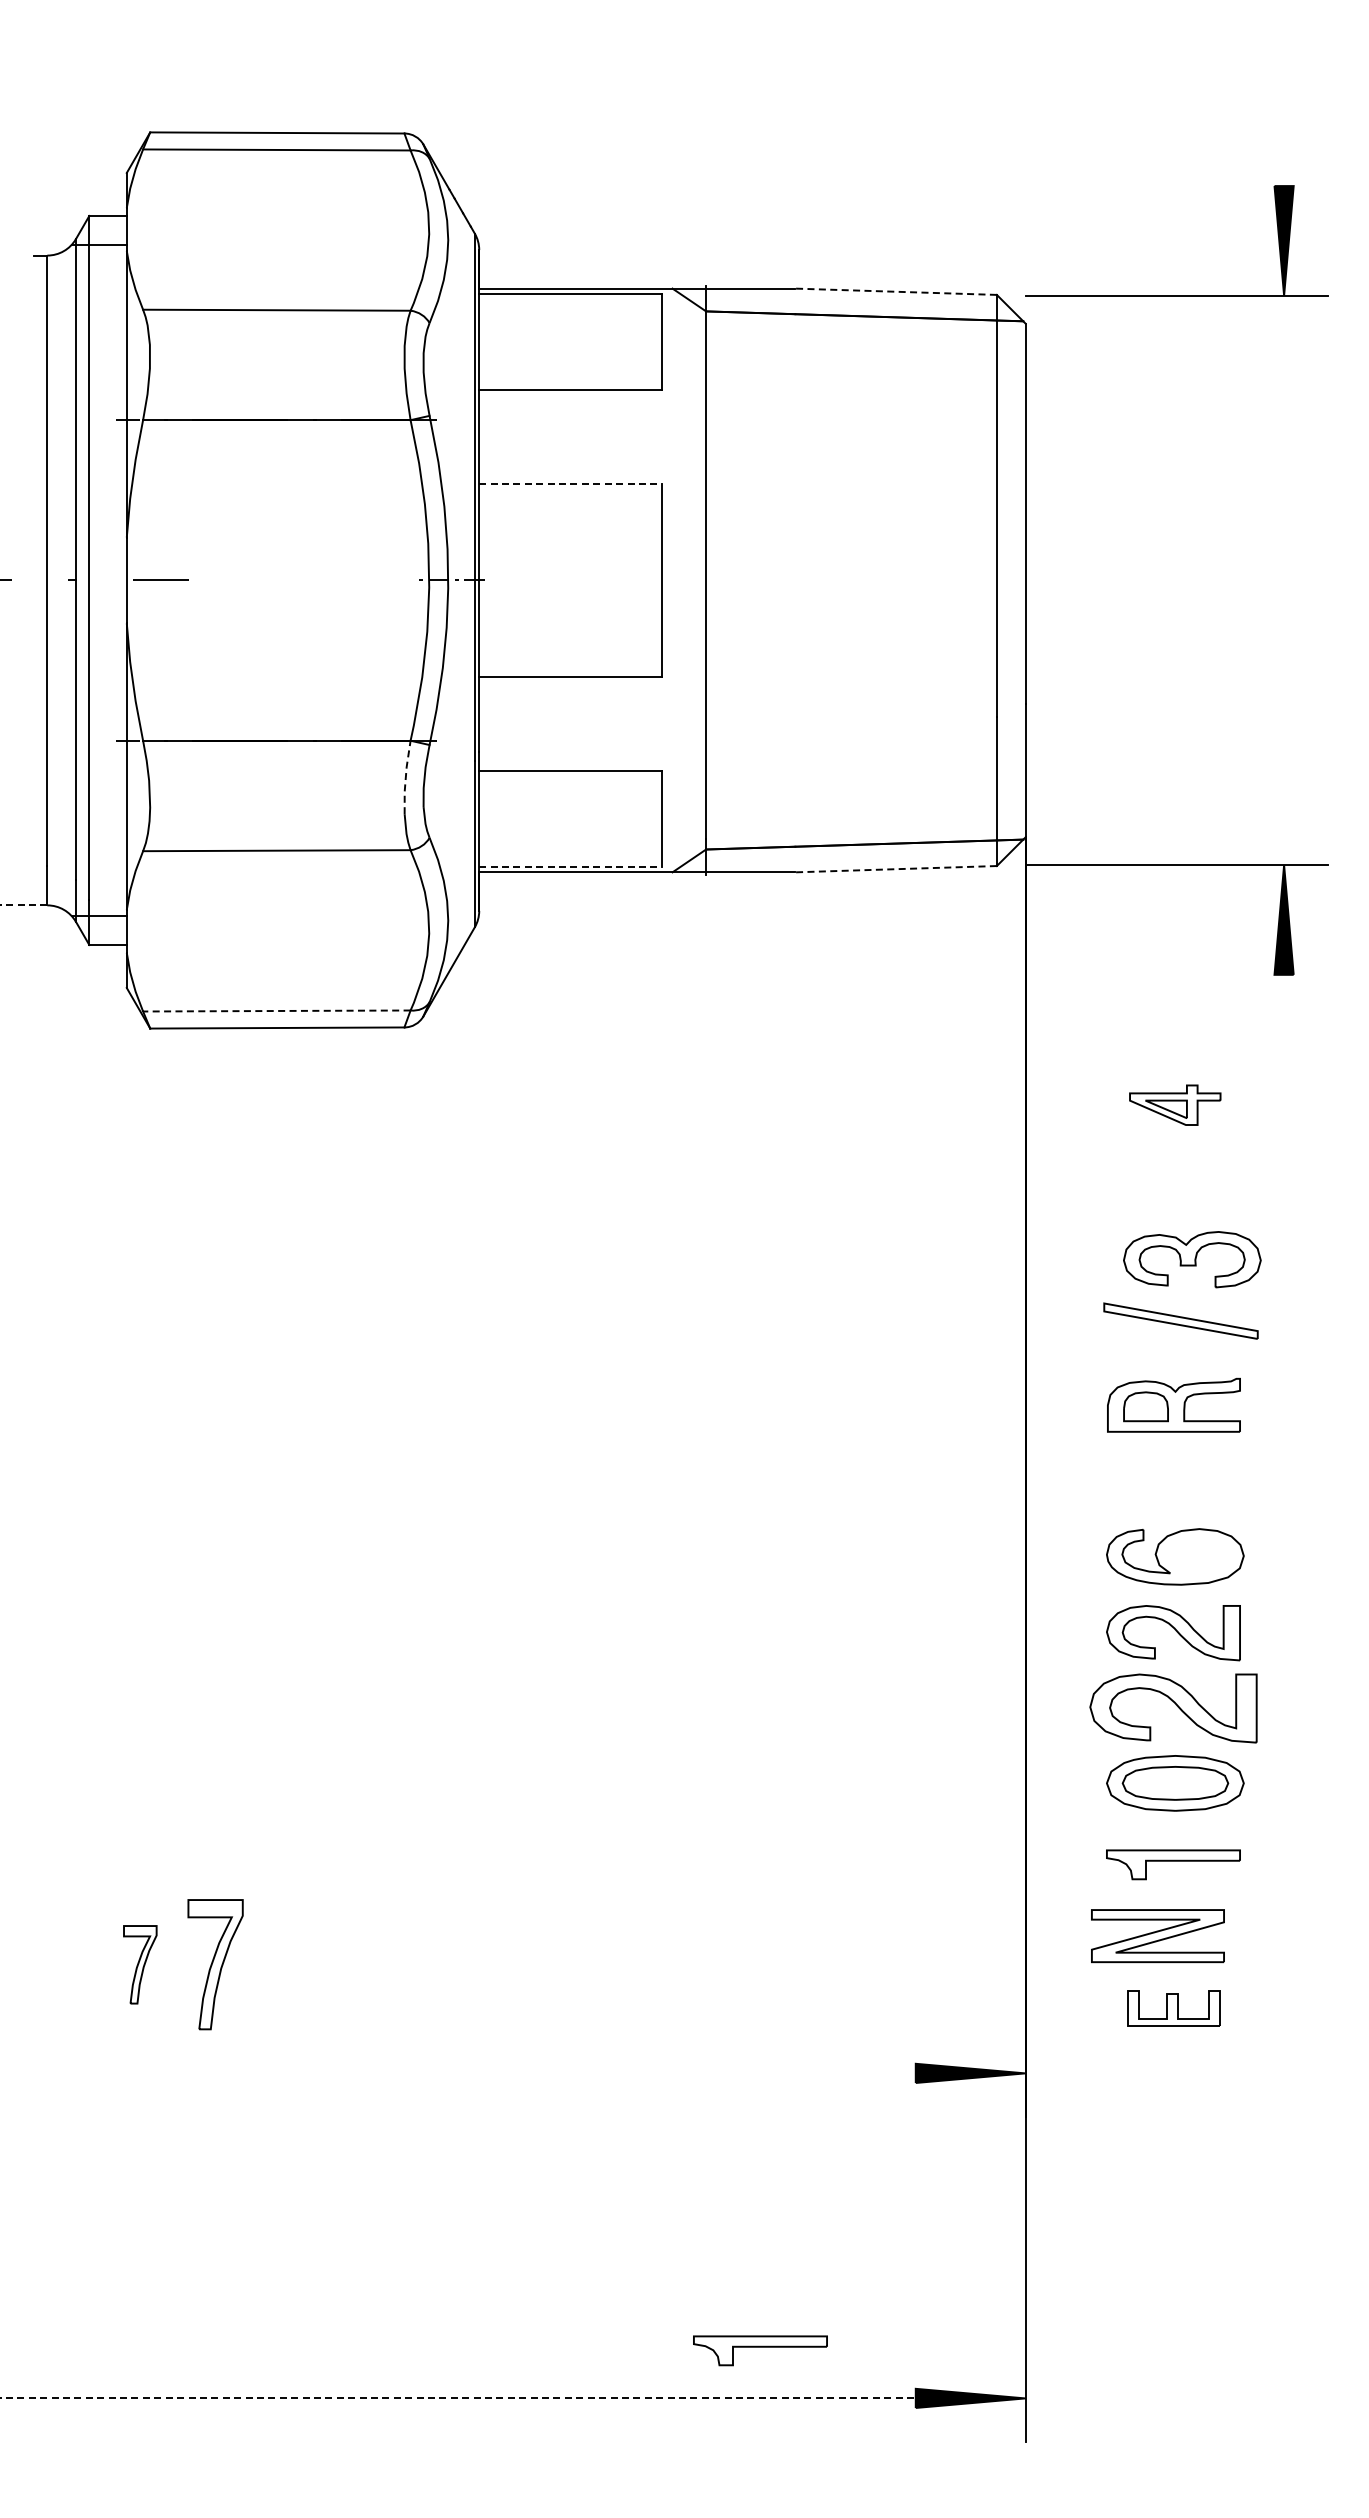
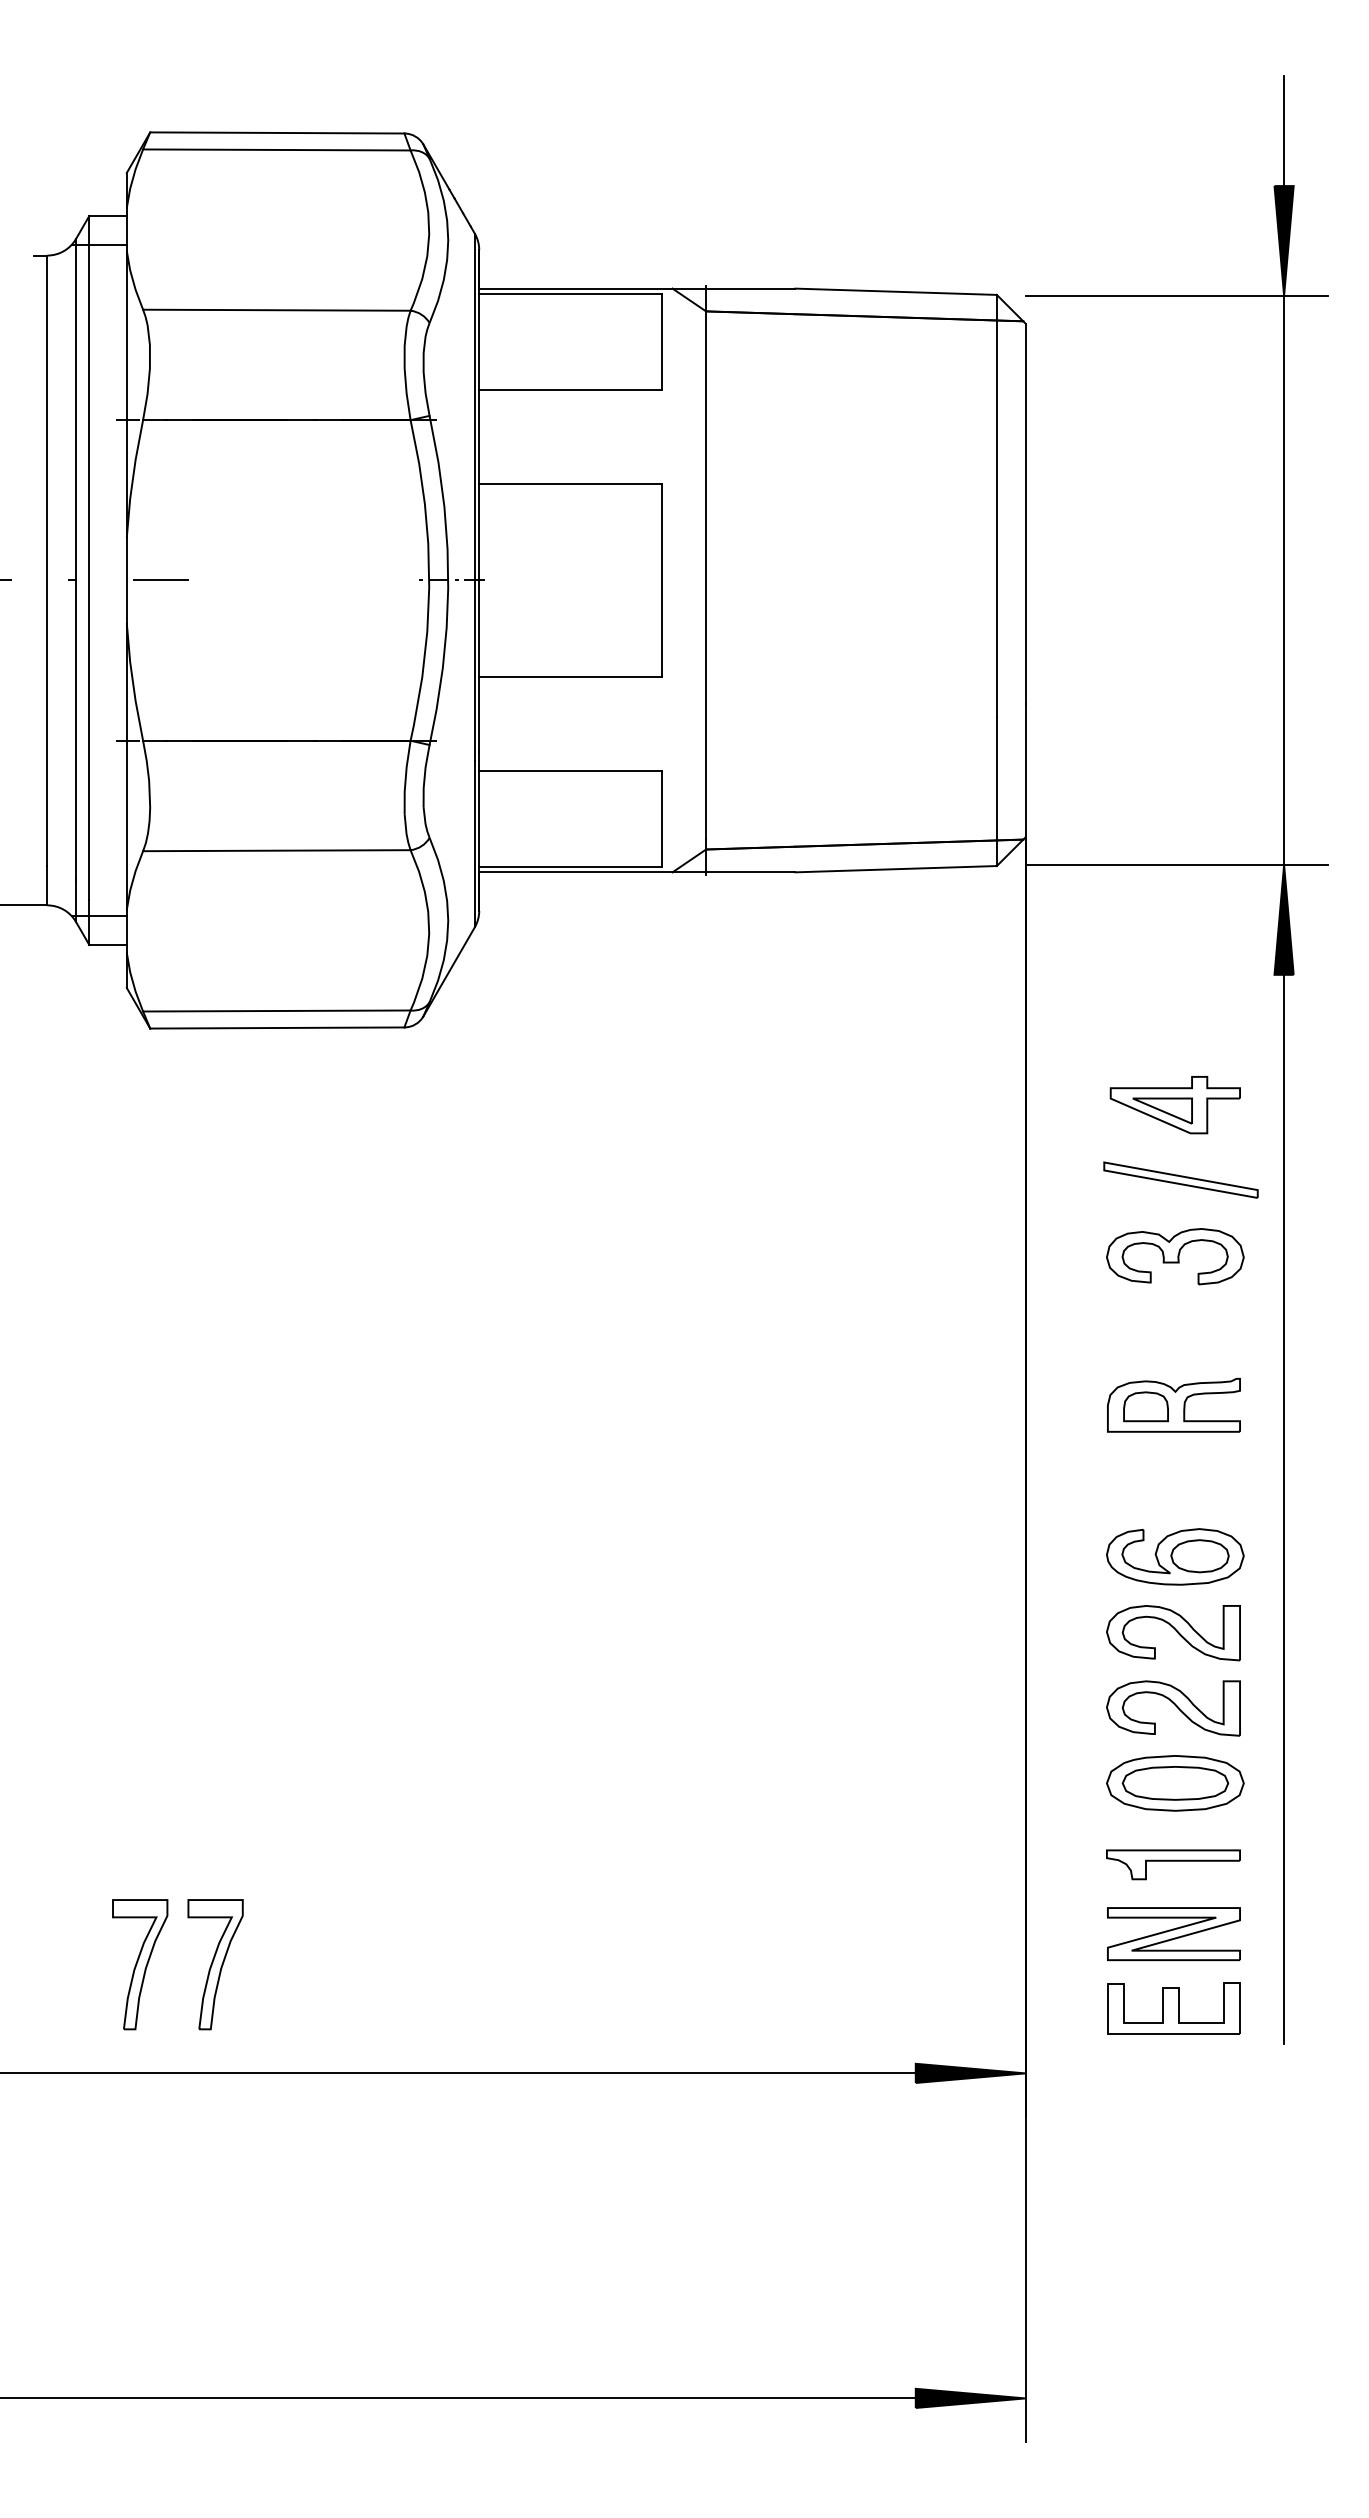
line: none -> present (1284, 130)
line: dashed -> solid (896, 291)
line: dashed -> solid (571, 483)
line: none -> present (1284, 580)
line: dashed -> solid (405, 776)
line: dashed -> solid (571, 867)
line: dashed -> solid (896, 869)
line: dashed -> solid (23, 905)
line: dashed -> solid (276, 1011)
part size: 93x42 px -> 132x59 px (1174, 1105)
part position: (1192, 1259) -> (1175, 1256) (1175, 1256)
part position: (1180, 1320) -> (1180, 1179) (1180, 1179)
line: none -> present (1284, 1508)
part: none -> present (1199, 1556)
part size: 169x71 px -> 135x57 px (1173, 1708)
part position: (1157, 1936) -> (1173, 1934) (1173, 1934)
part size: 35x80 px -> 57x132 px (140, 1964)
part size: 94x37 px -> 134x53 px (1173, 2008)
line: none -> present (458, 2073)
part: present -> none (760, 2350)
line: dashed -> solid (458, 2398)
